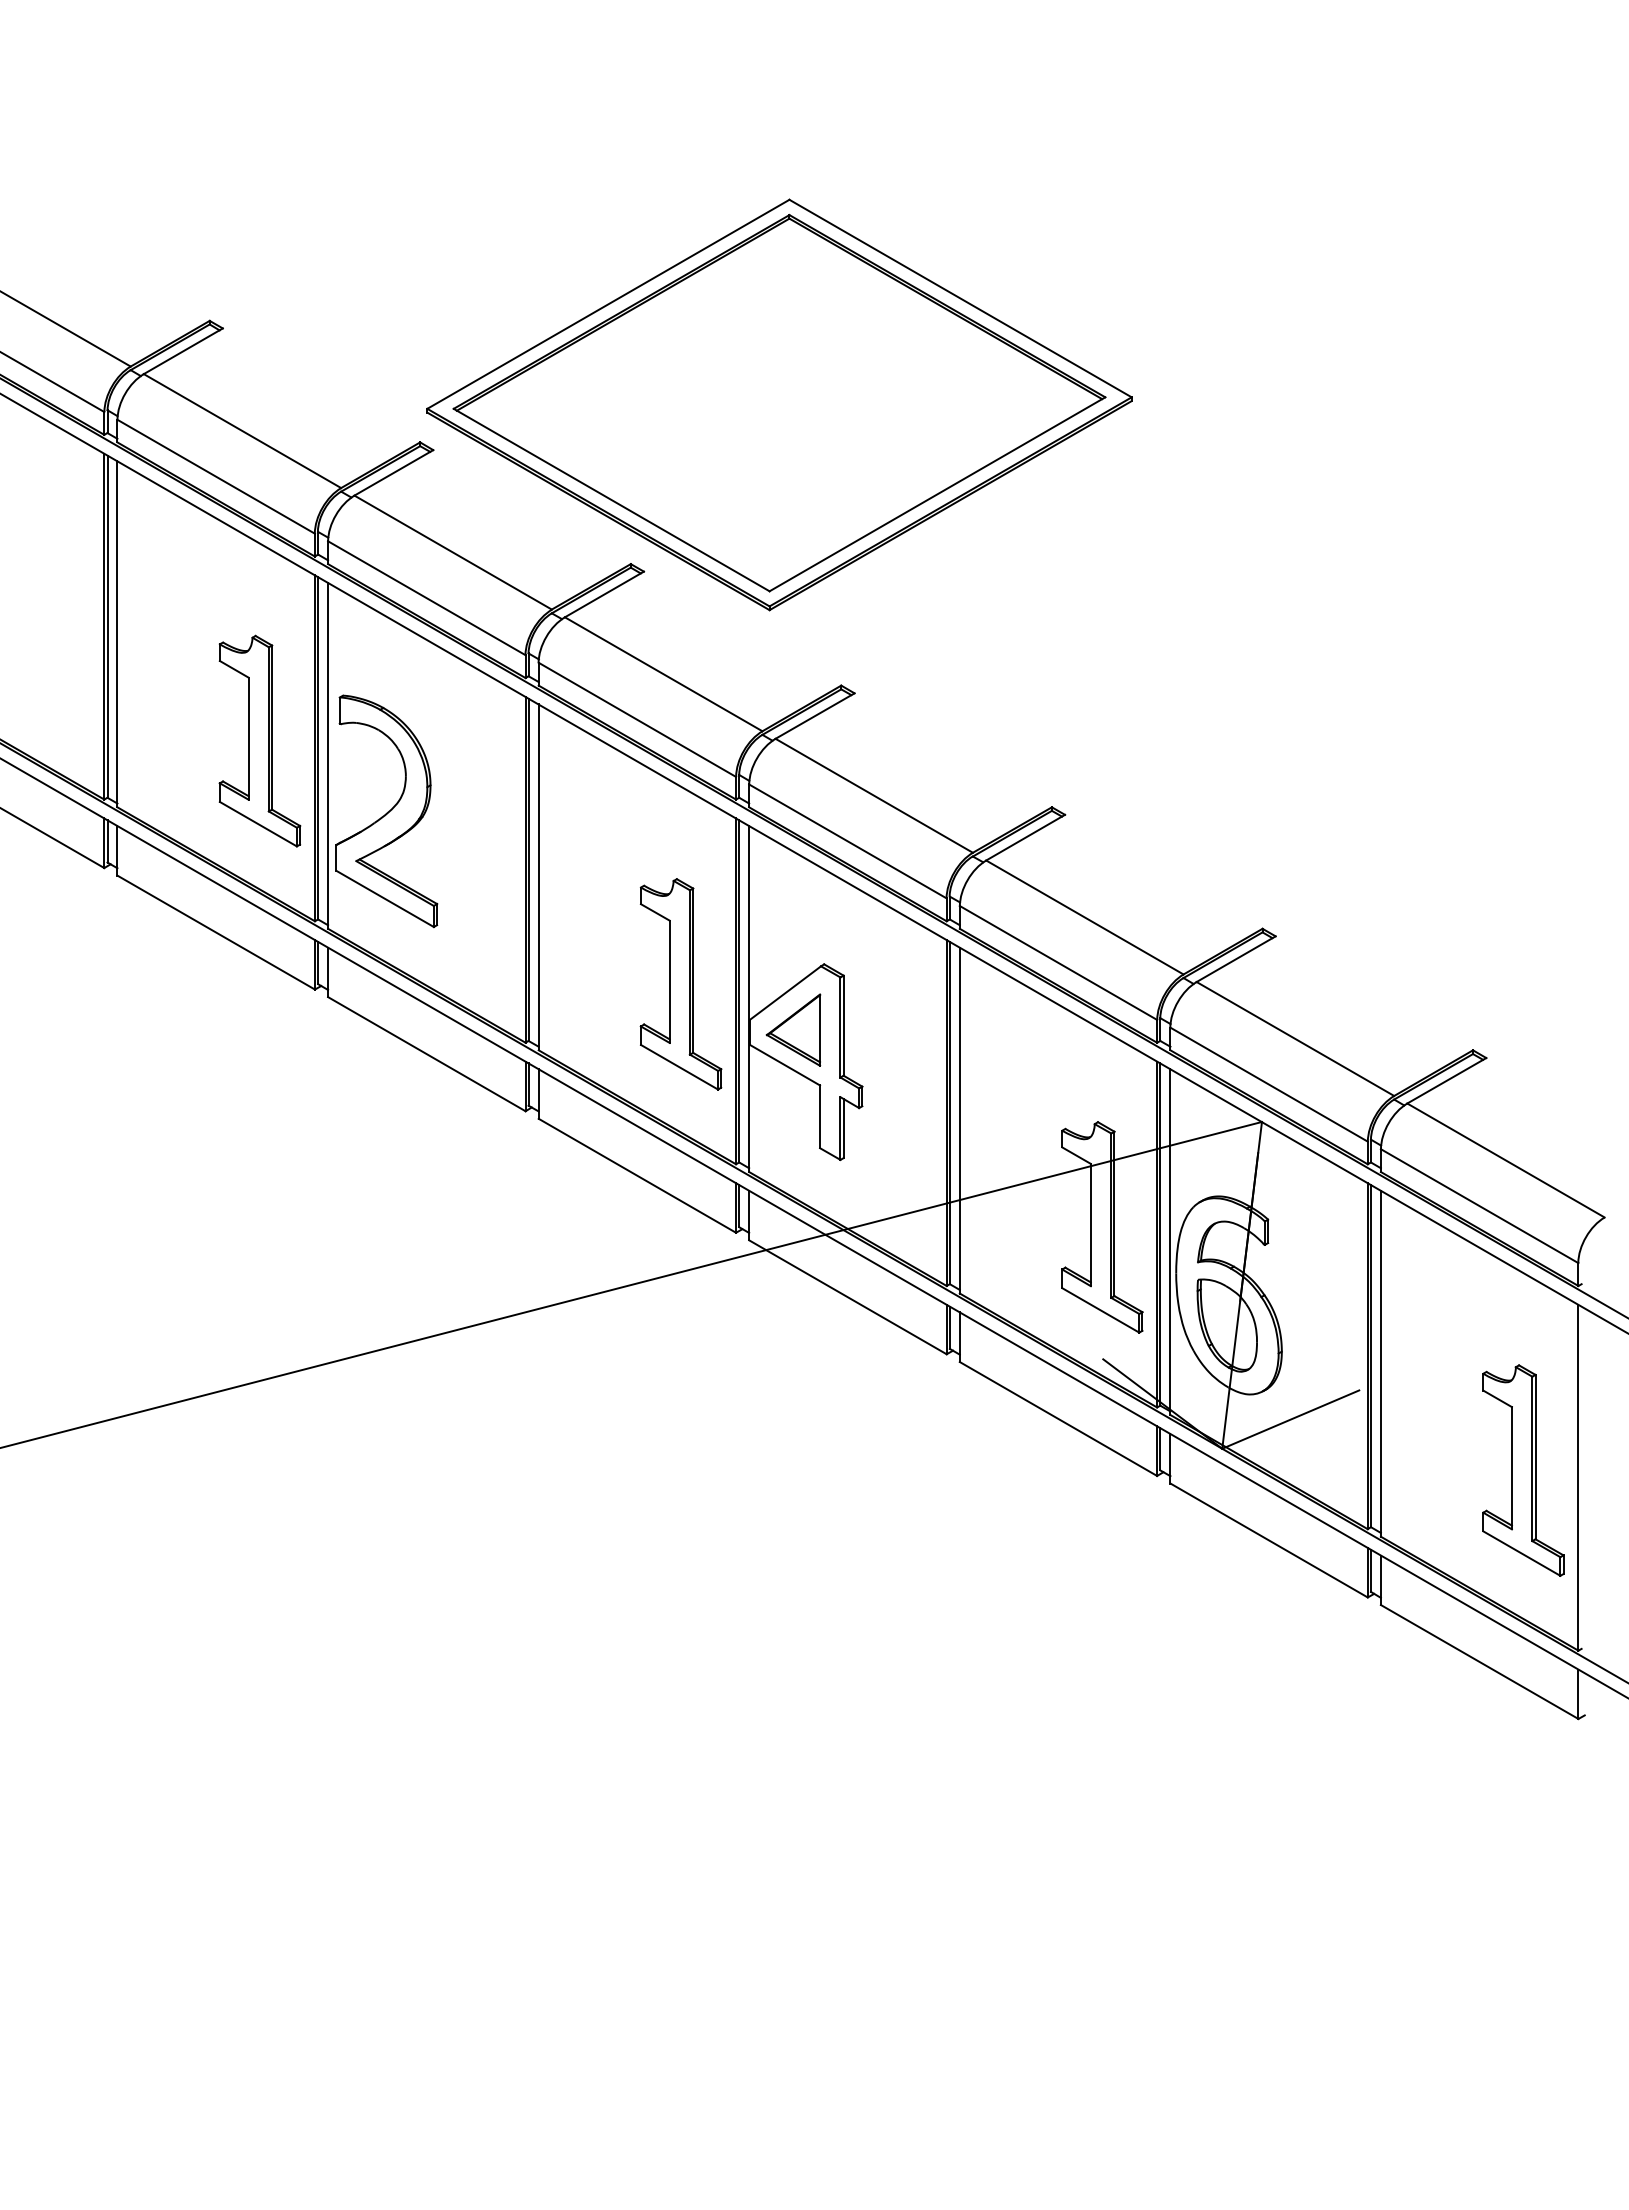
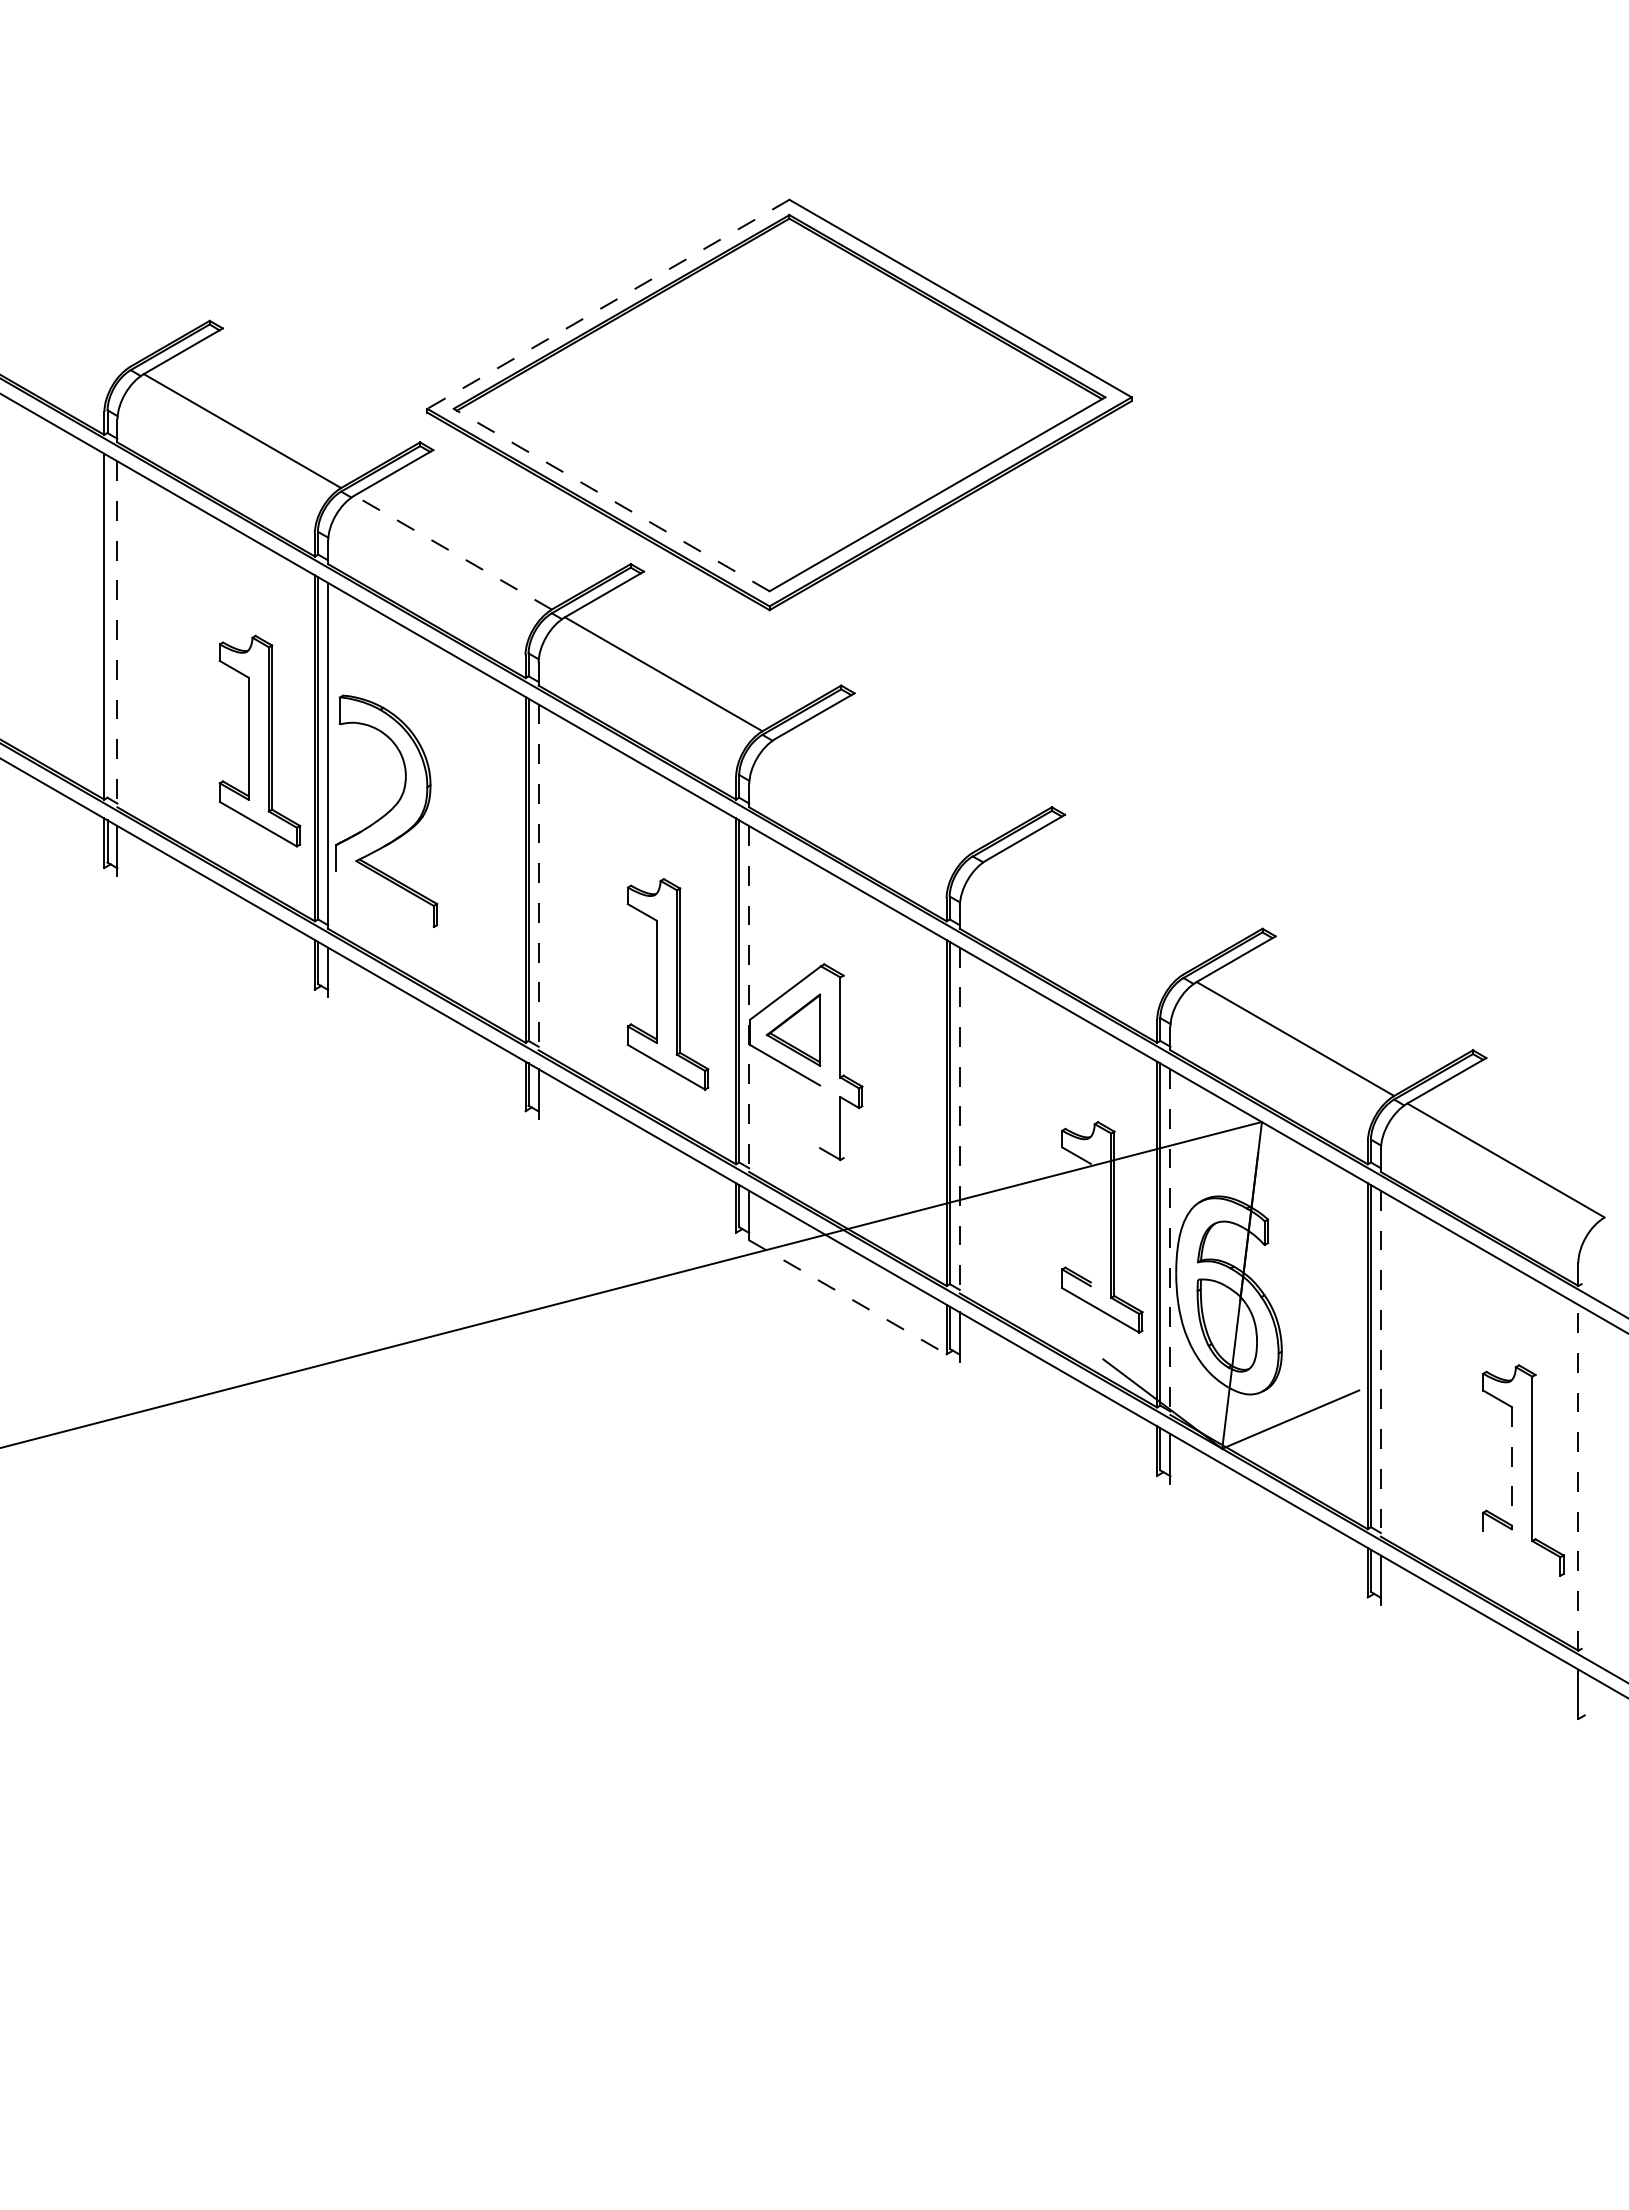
line: solid -> dashed (607, 304)
line: present -> none (66, 329)
line: present -> none (53, 382)
line: present -> none (215, 476)
line: solid -> dashed (611, 499)
line: solid -> dashed (453, 552)
line: present -> none (426, 598)
line: present -> none (107, 626)
line: solid -> dashed (117, 634)
line: present -> none (637, 719)
line: present -> none (873, 795)
line: present -> none (53, 838)
line: present -> none (847, 841)
line: solid -> dashed (538, 877)
line: present -> none (384, 898)
line: present -> none (1084, 917)
line: present -> none (215, 932)
line: present -> none (1058, 962)
part position: (680, 984) -> (667, 984) (667, 984)
line: solid -> dashed (749, 999)
line: present -> none (843, 1025)
line: present -> none (426, 1054)
line: present -> none (1268, 1084)
line: present -> none (820, 1116)
line: solid -> dashed (959, 1120)
line: present -> none (843, 1128)
line: present -> none (637, 1175)
line: present -> none (1479, 1206)
line: present -> none (1090, 1224)
line: solid -> dashed (1170, 1242)
line: solid -> dashed (848, 1297)
line: solid -> dashed (1380, 1363)
line: present -> none (1058, 1418)
line: present -> none (1535, 1456)
line: solid -> dashed (1511, 1468)
line: solid -> dashed (1578, 1477)
line: present -> none (1268, 1540)
line: present -> none (1521, 1553)
line: present -> none (1479, 1661)
